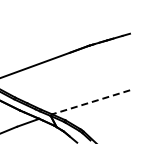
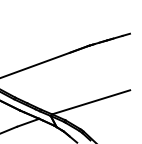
line: dashed -> solid (91, 102)
